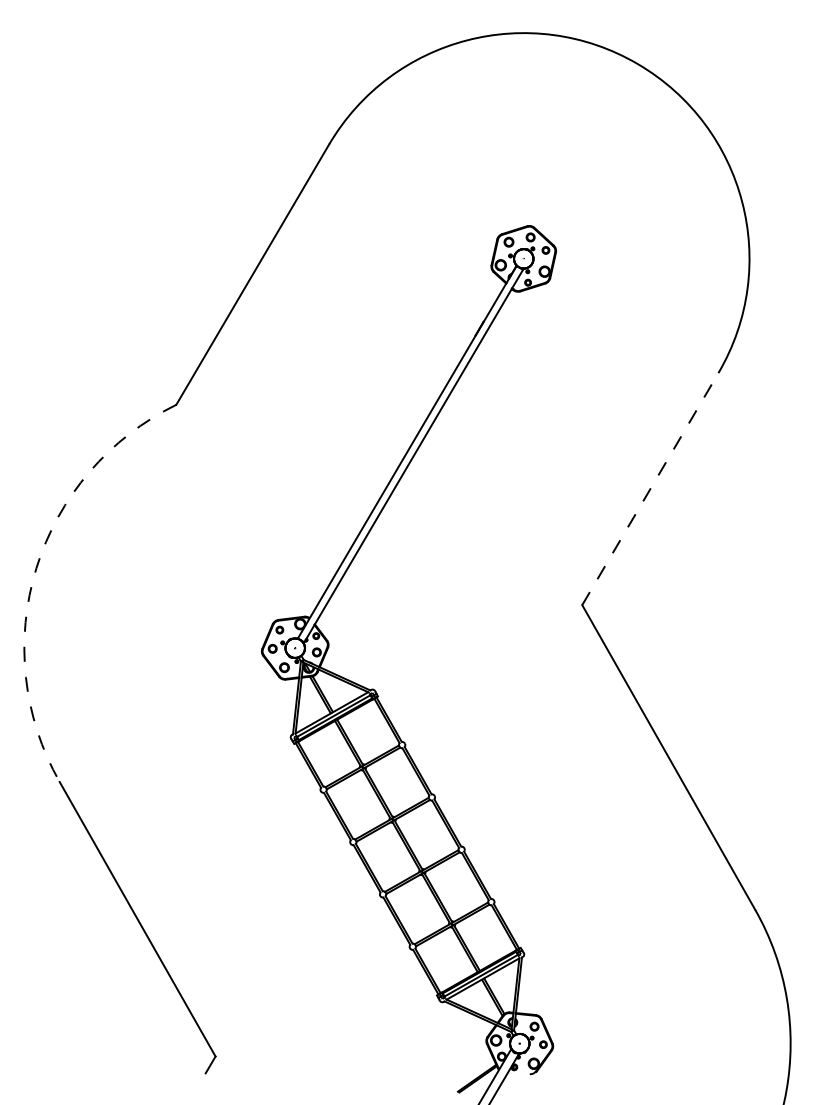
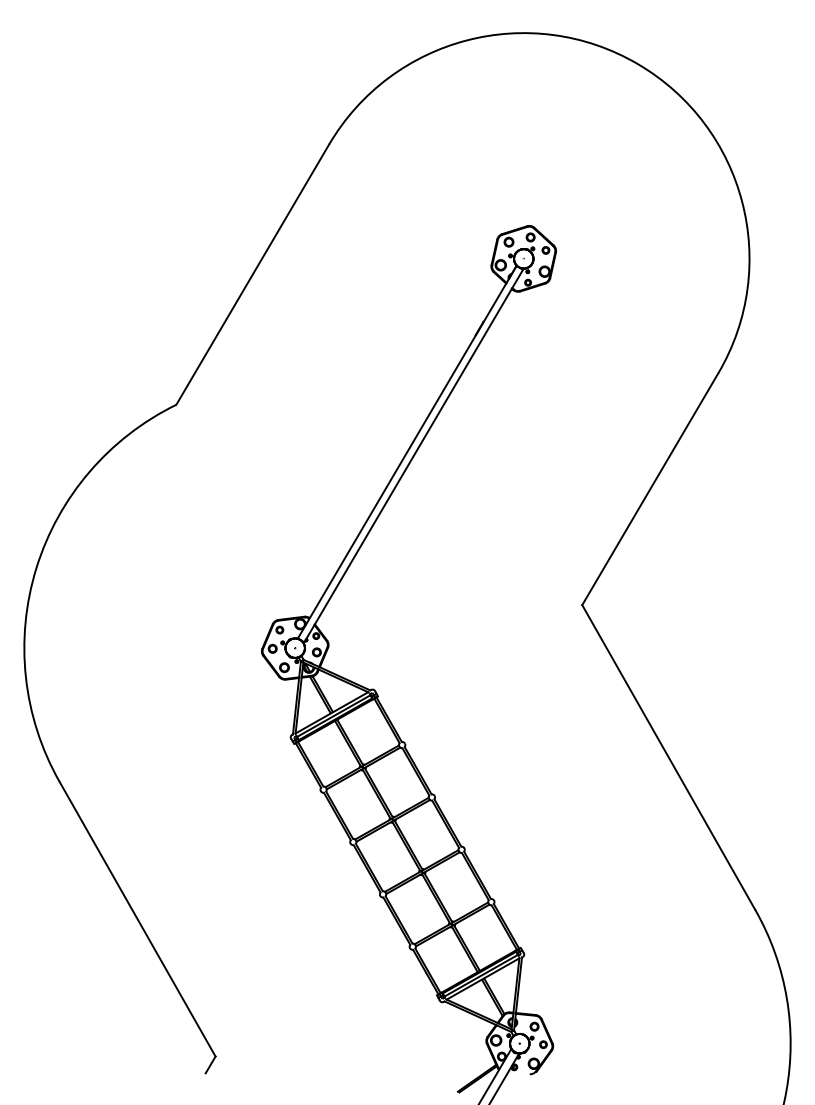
line: dashed -> solid (650, 488)
arc: dashed -> solid (36, 568)
